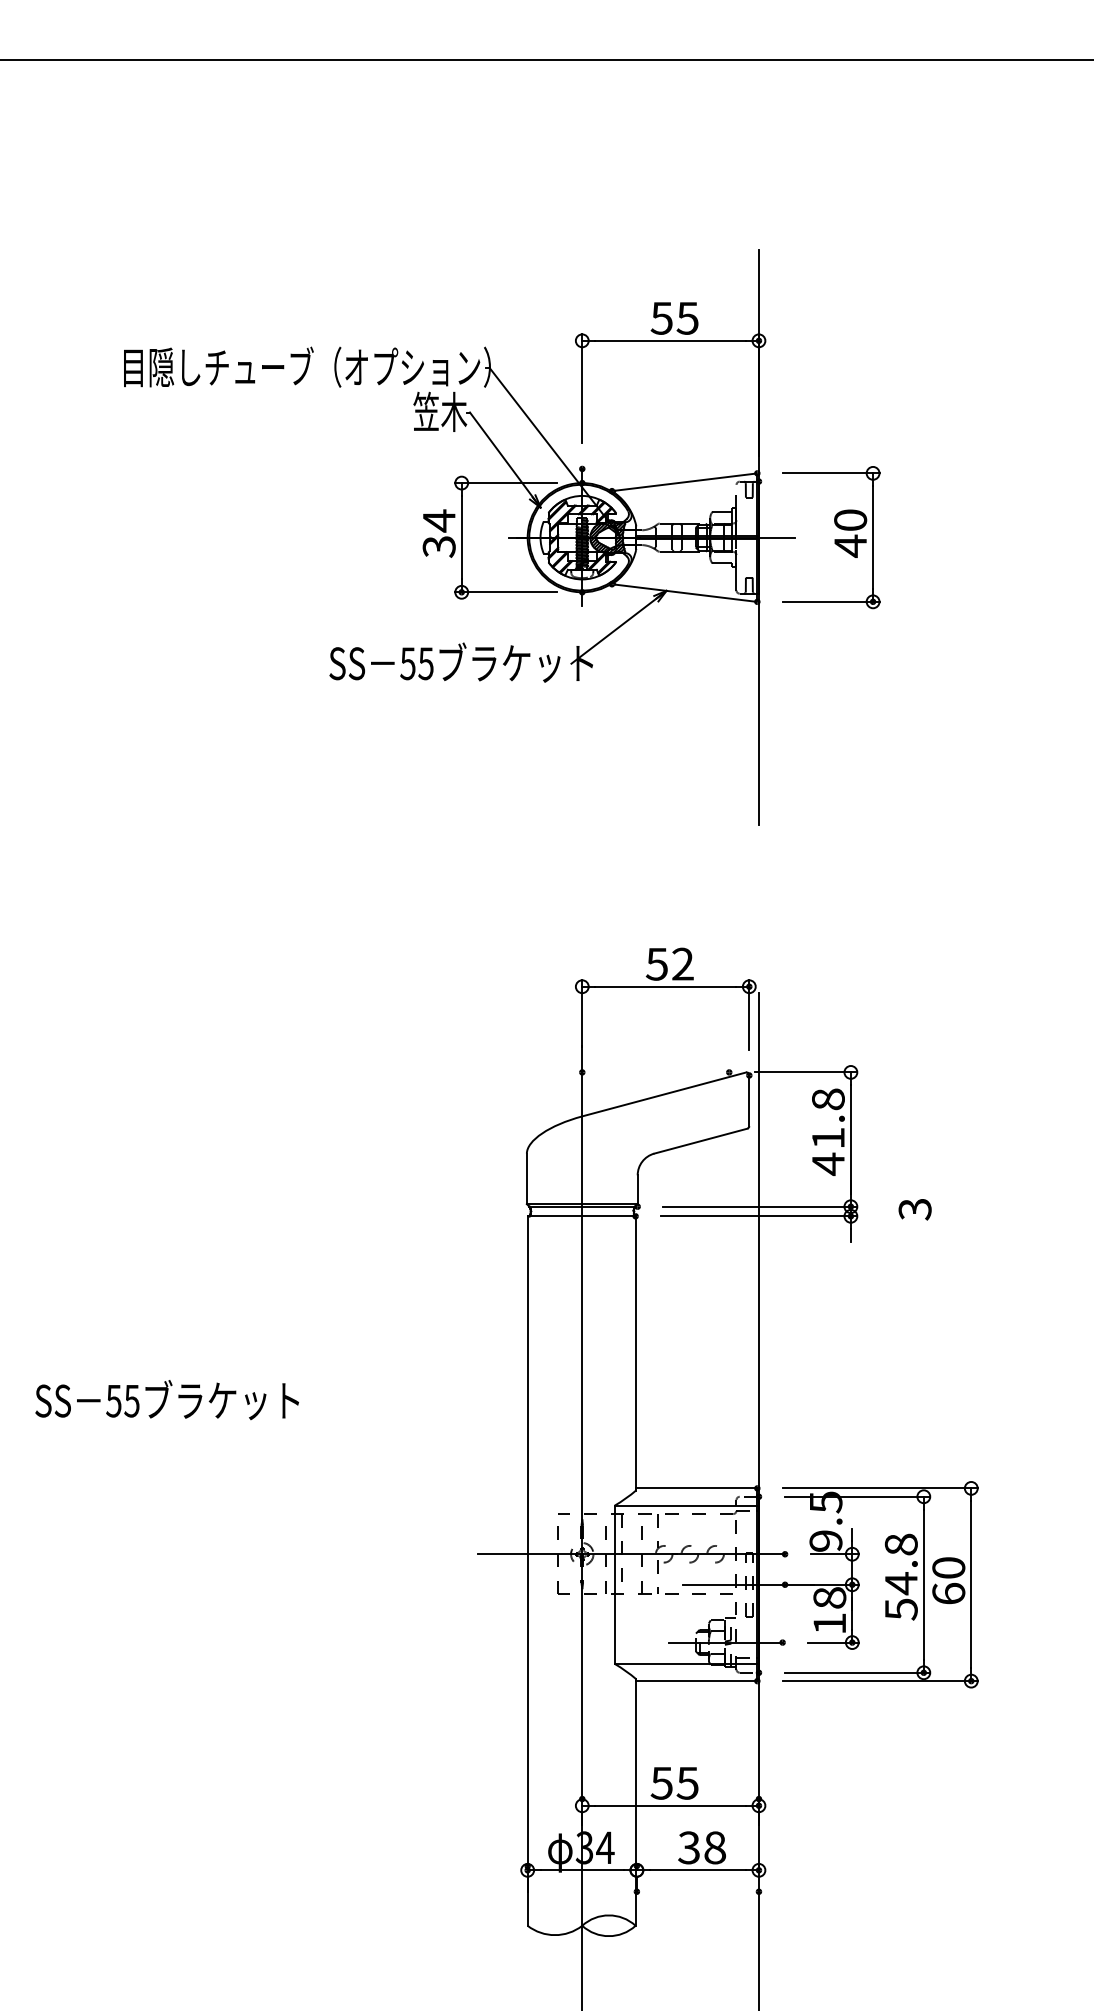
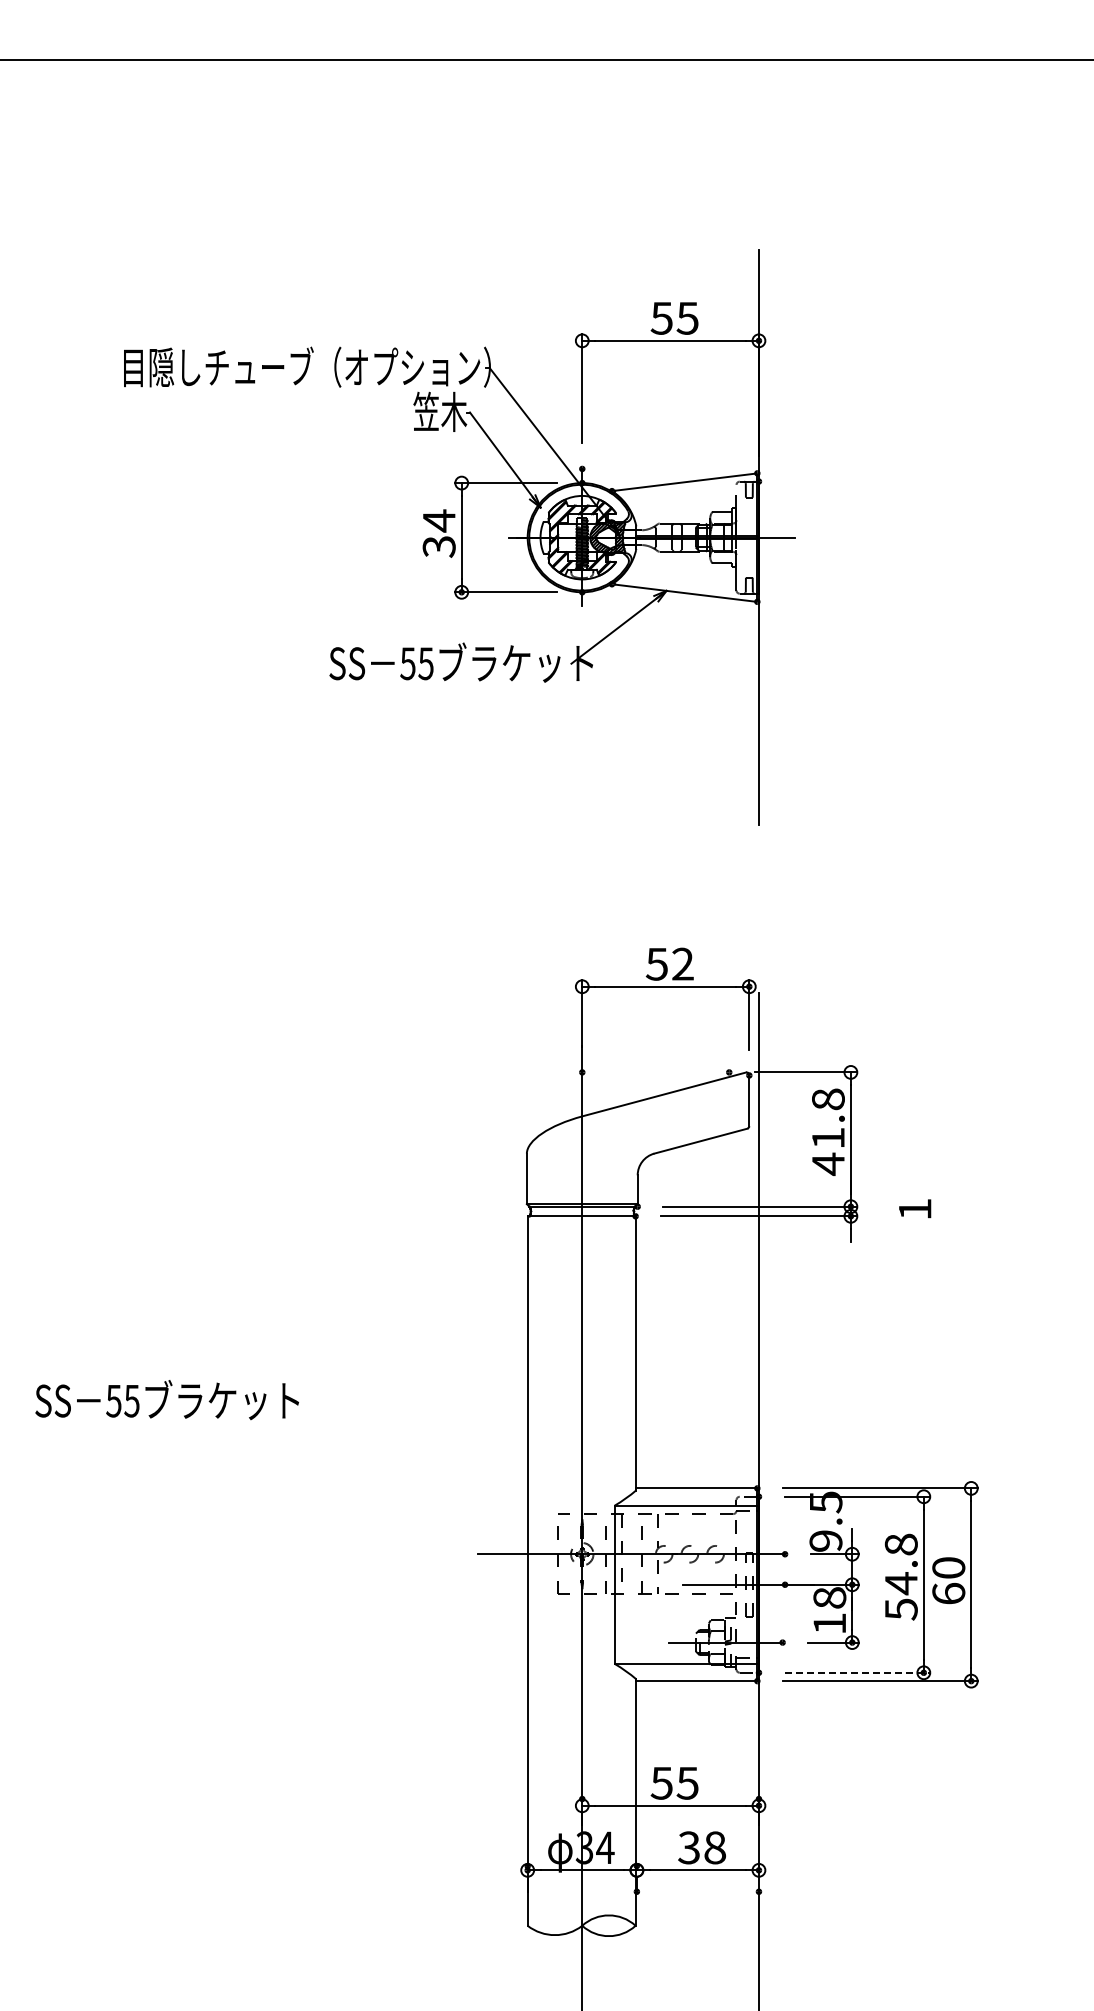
part: present -> none (831, 537)
text: 3 -> 1 (914, 1209)
line: solid -> dashed (857, 1672)
